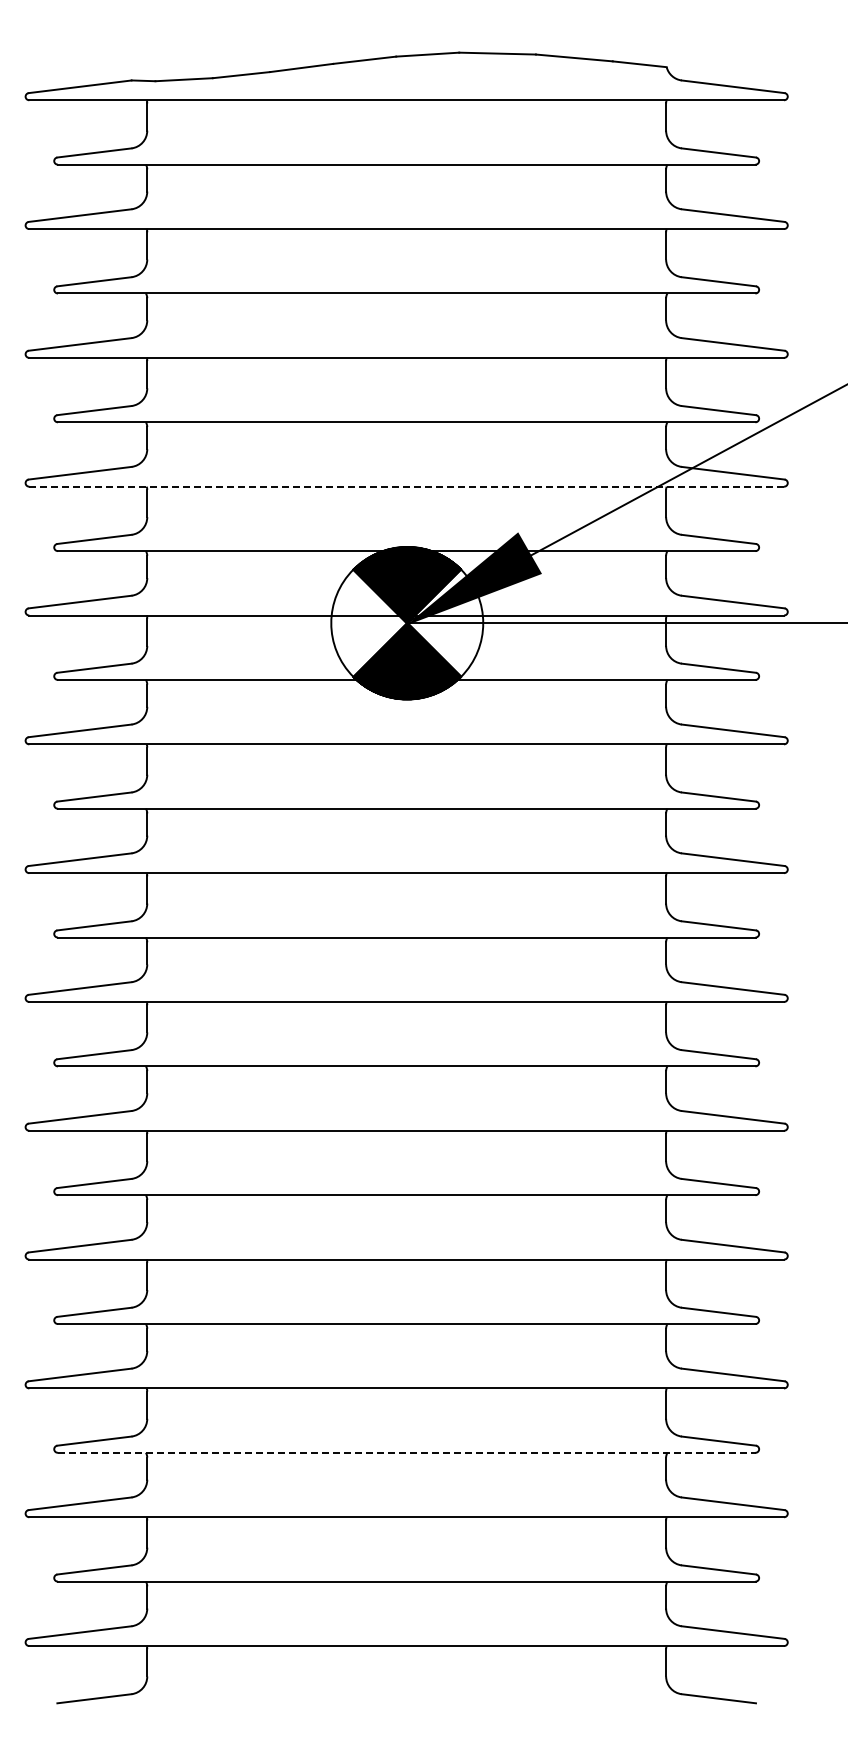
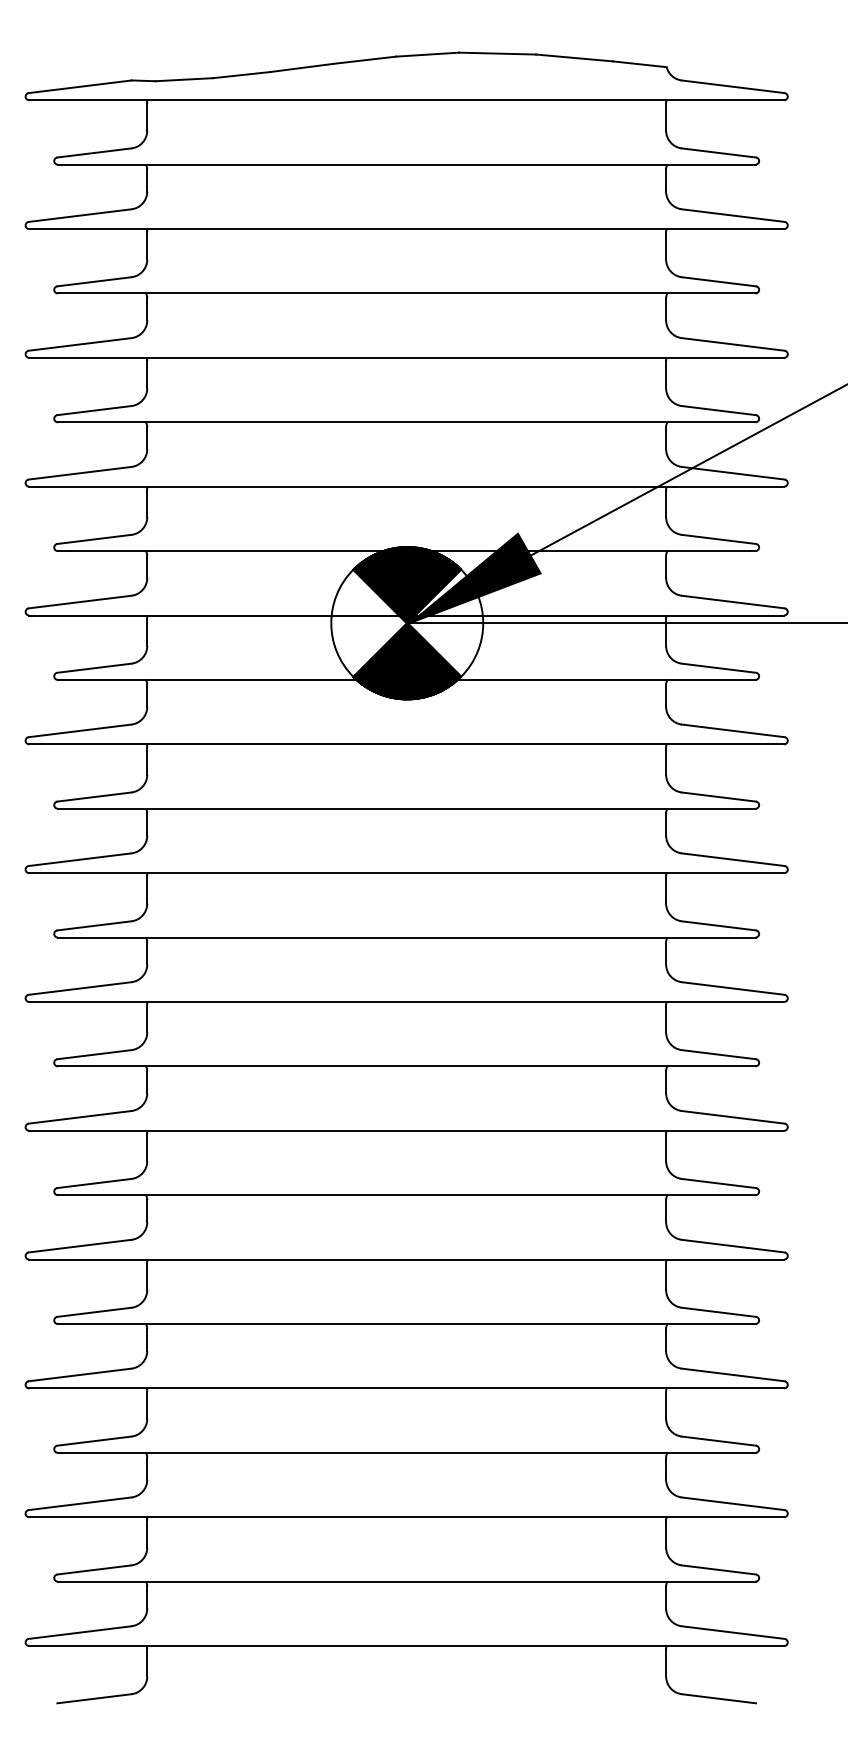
line: dashed -> solid (406, 486)
line: dashed -> solid (406, 1452)
